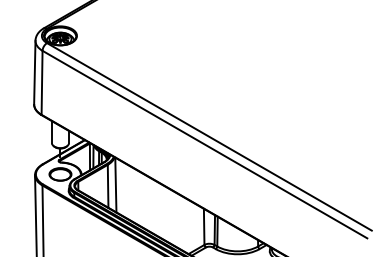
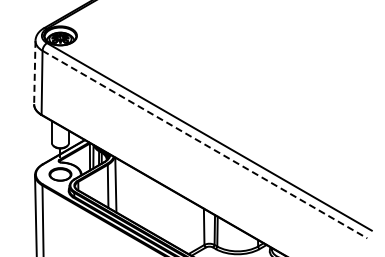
line: solid -> dashed (34, 72)
line: solid -> dashed (204, 144)
